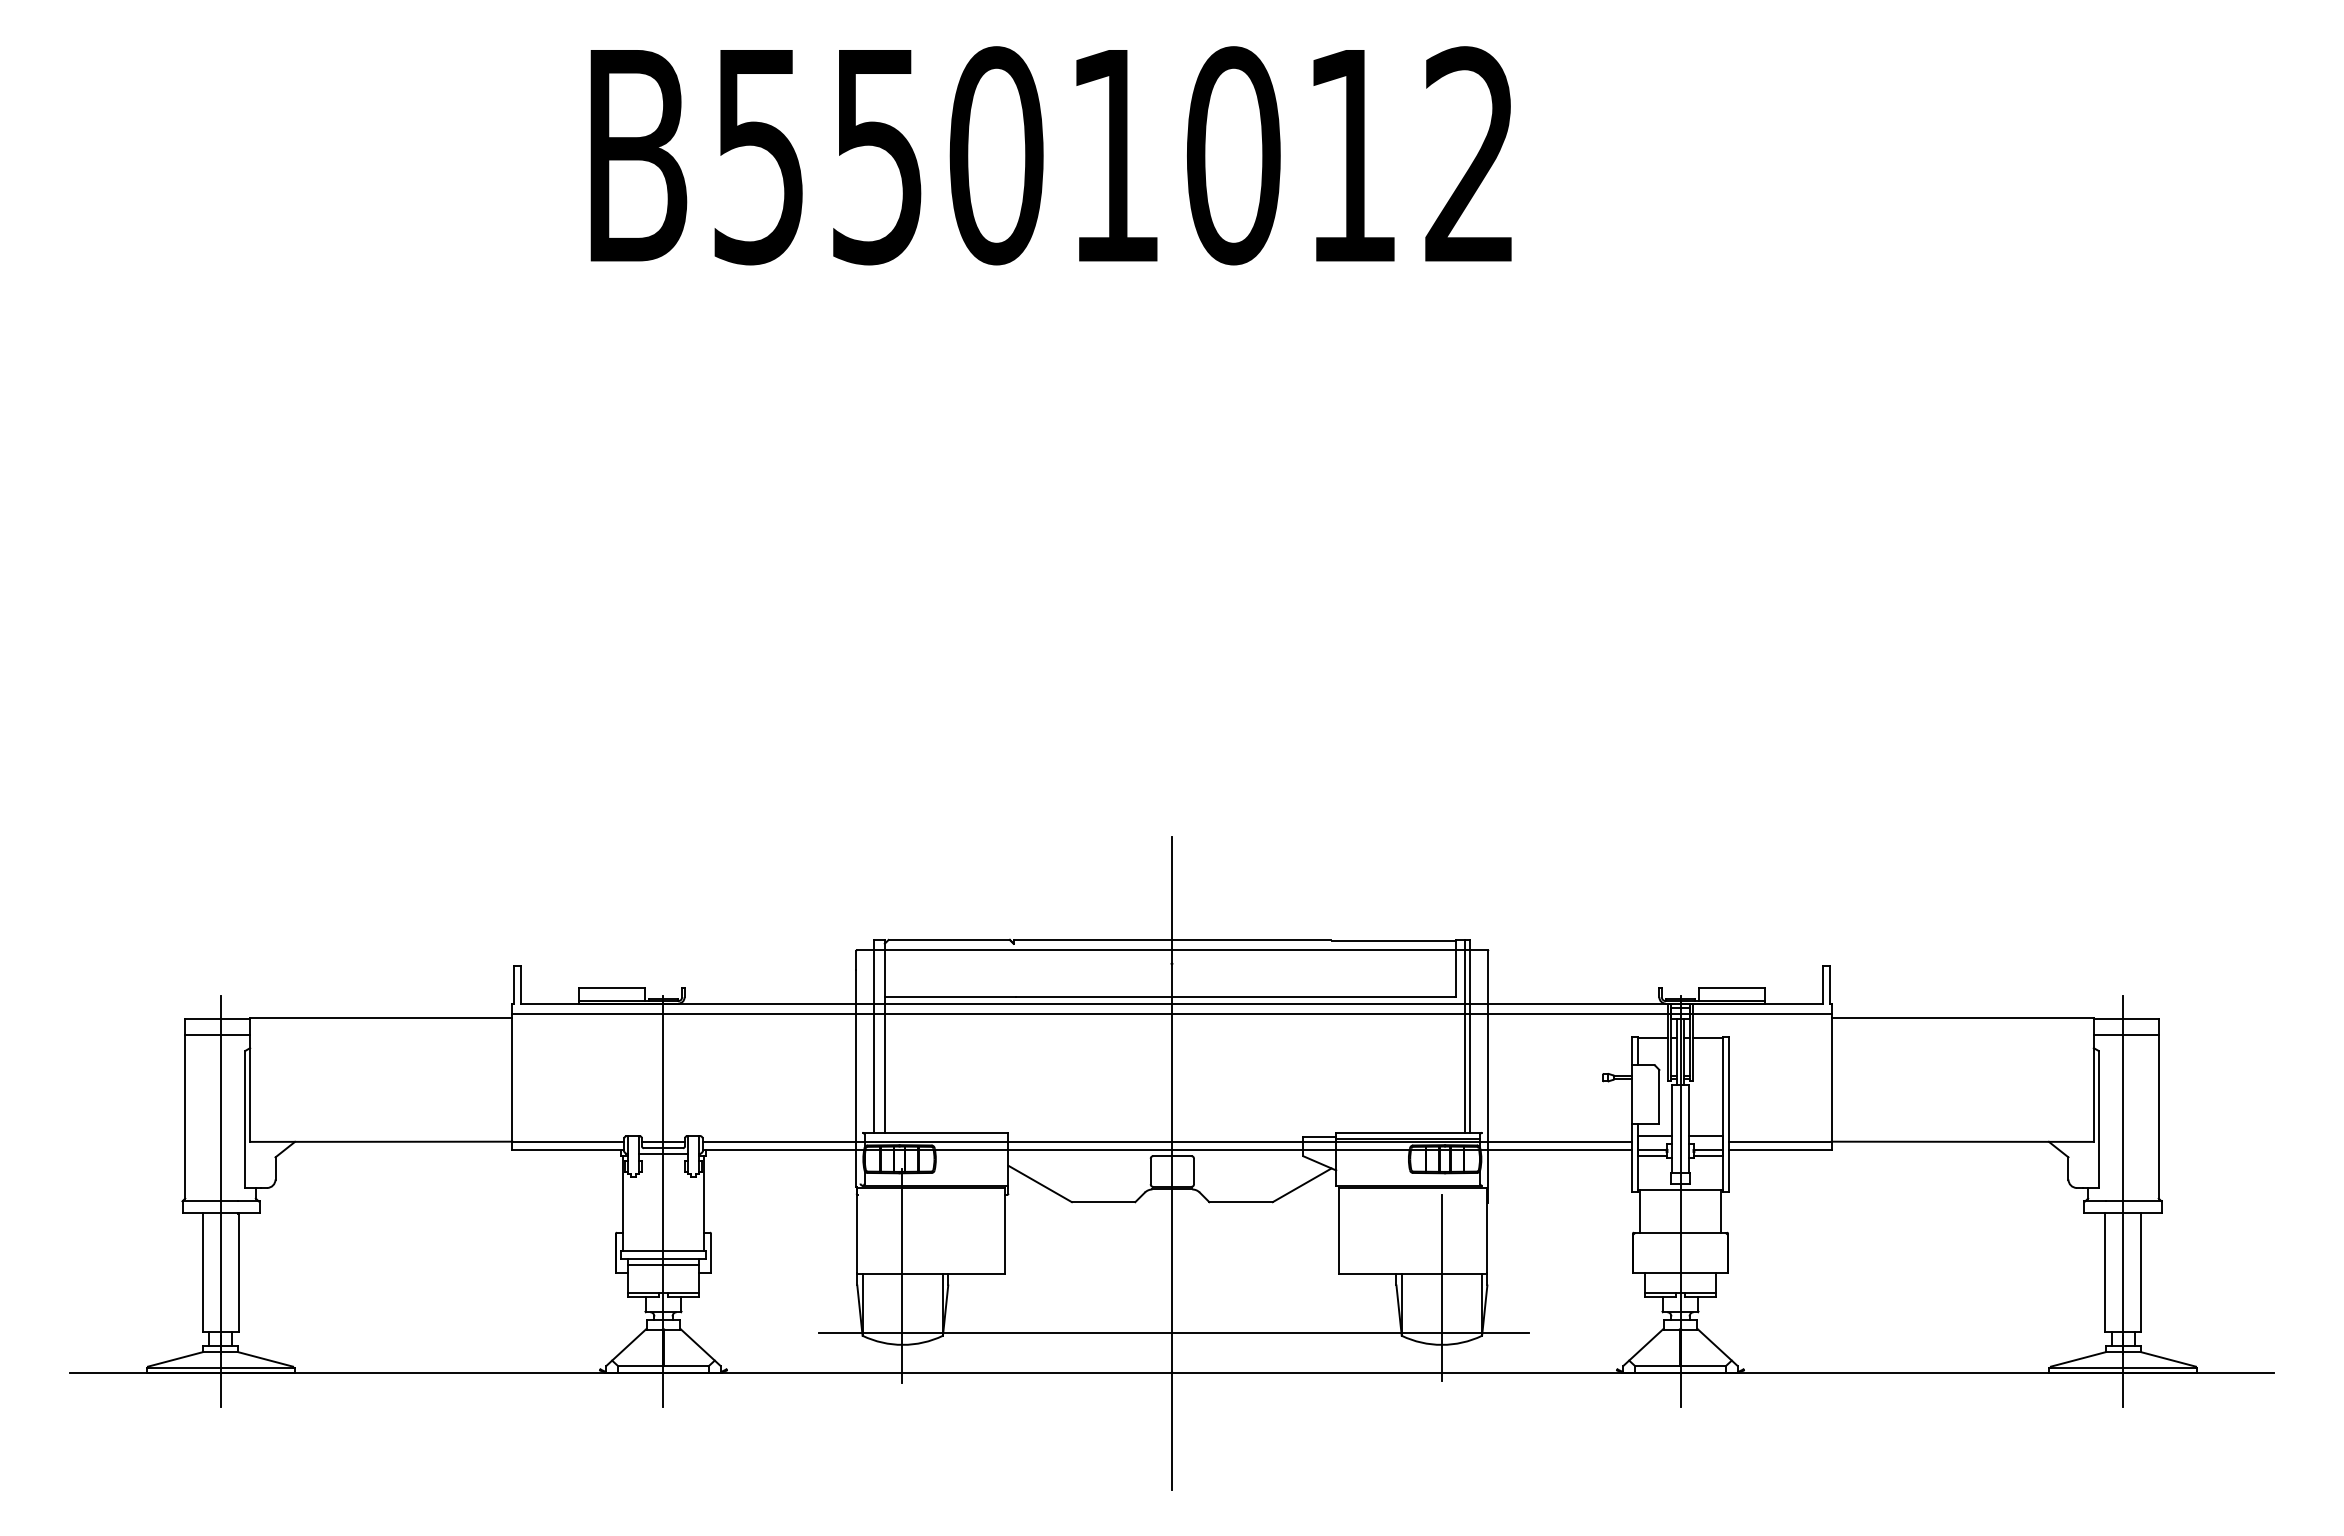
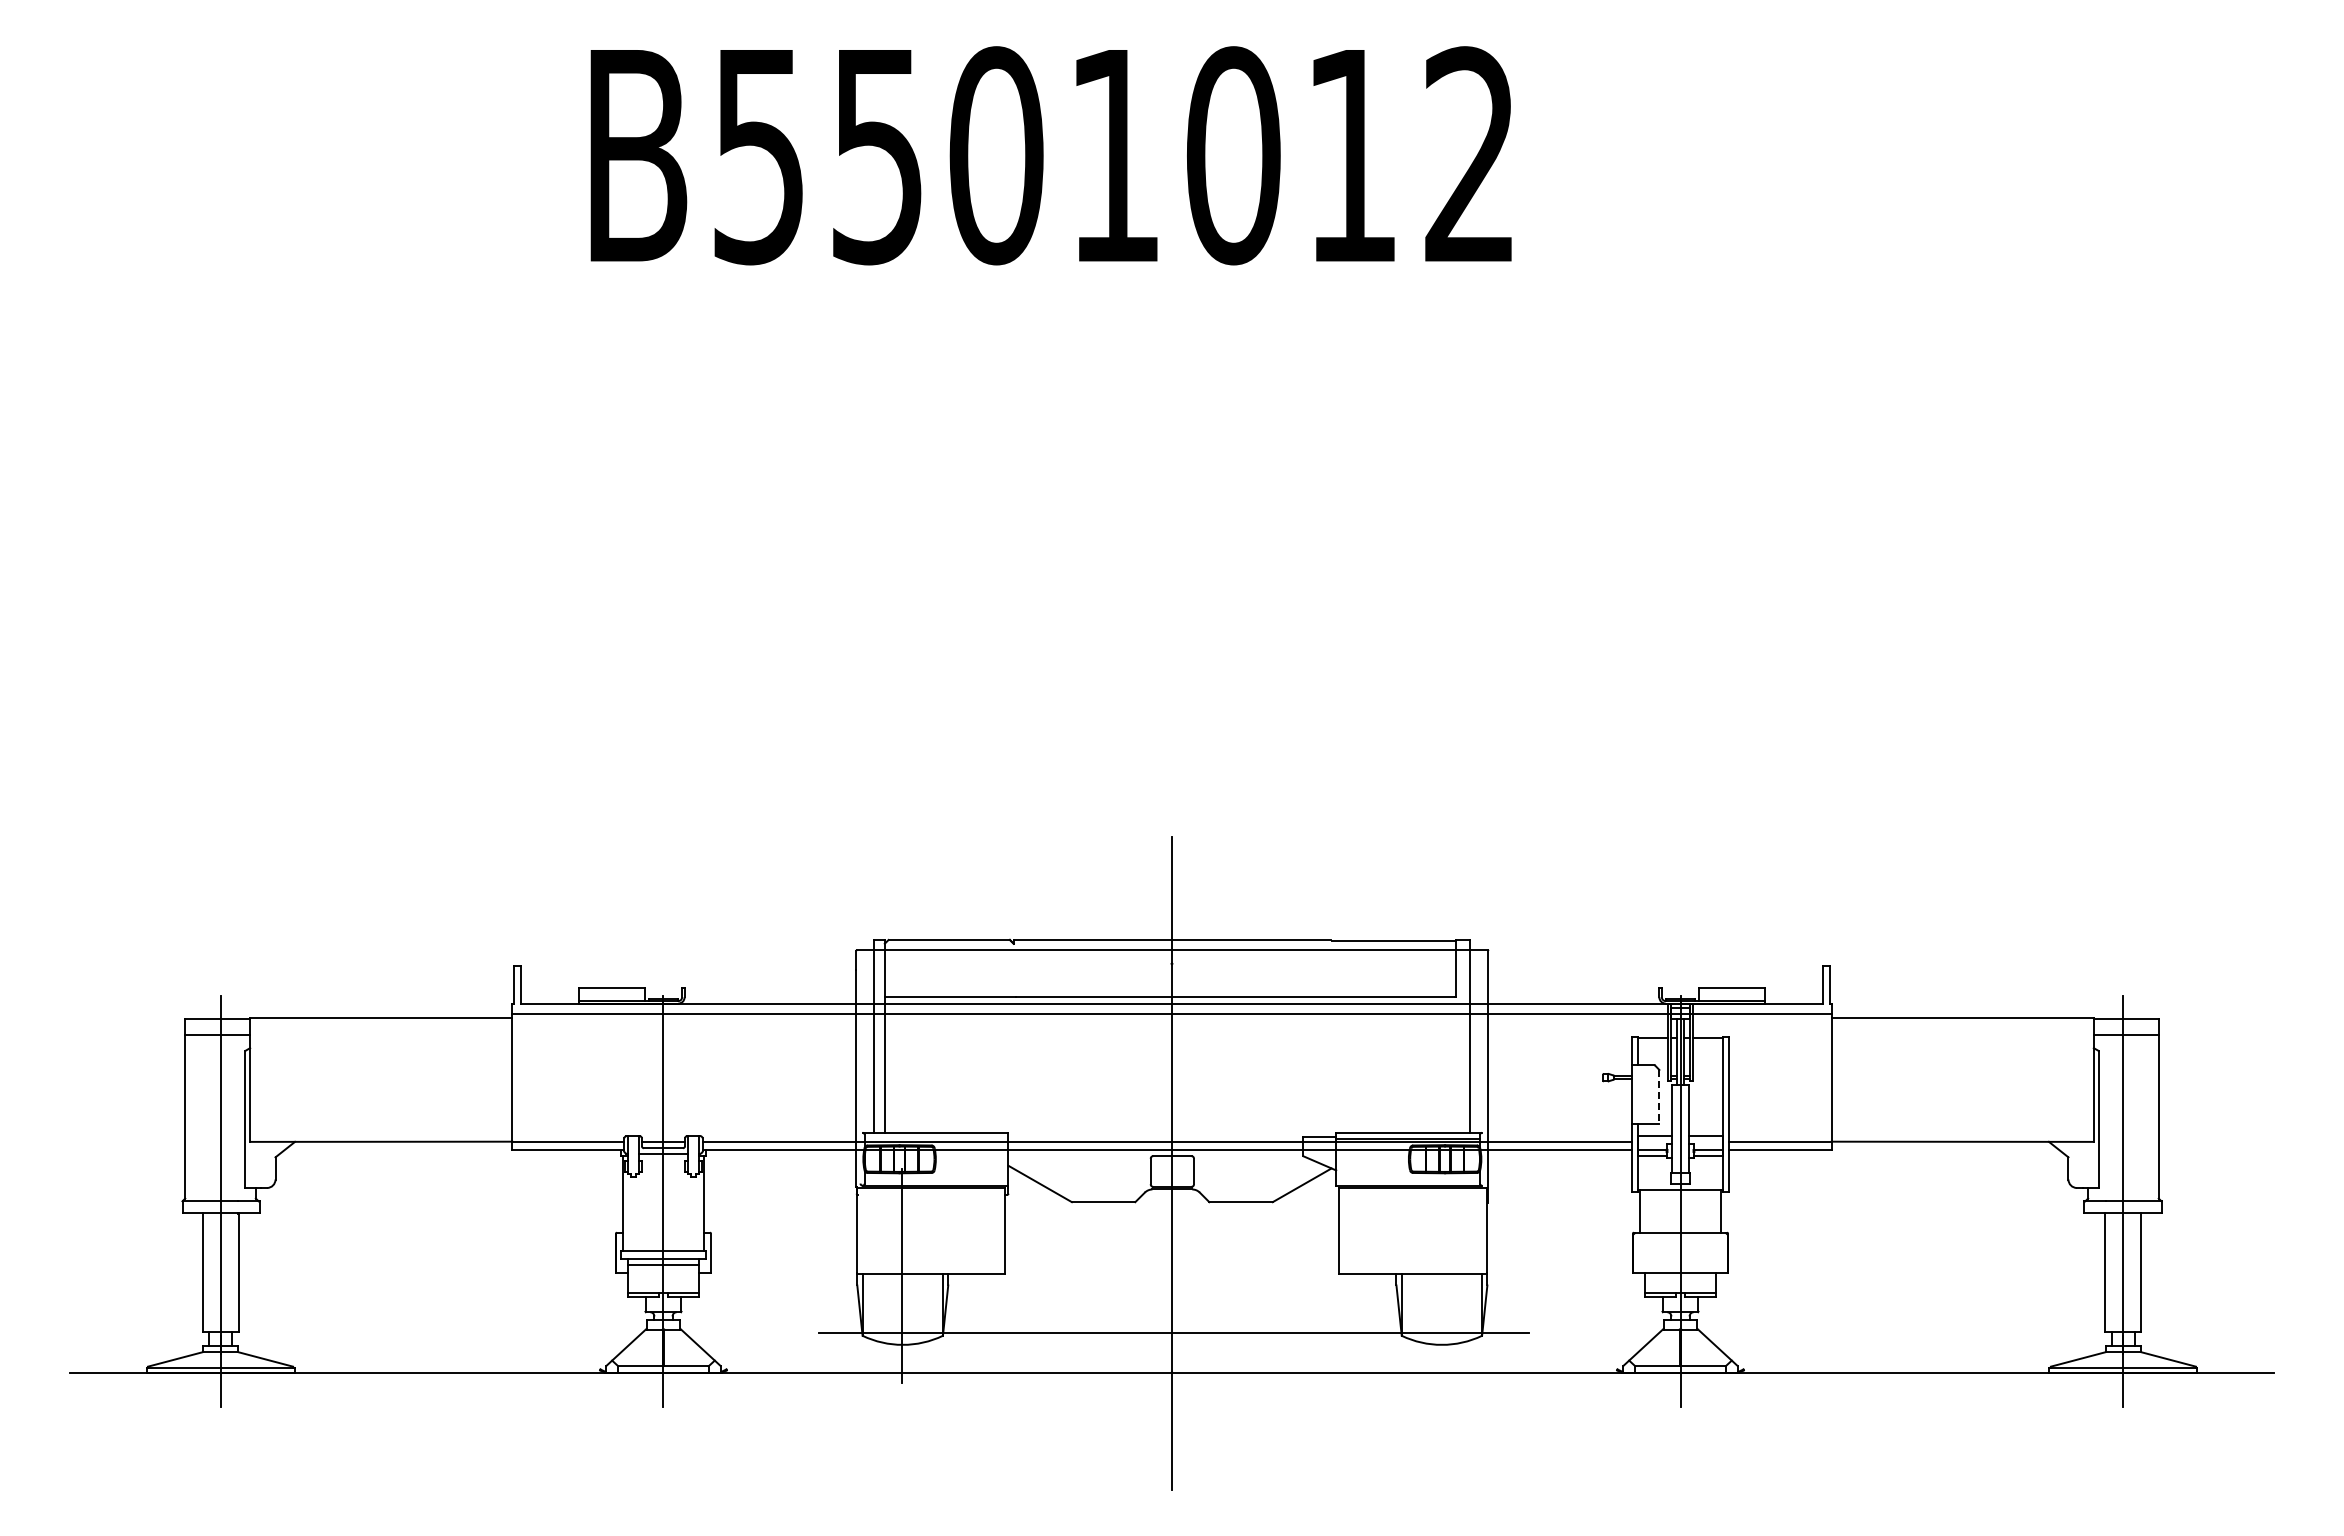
line: present -> none (1465, 1035)
line: solid -> dashed (1659, 1096)
line: present -> none (1441, 1287)
